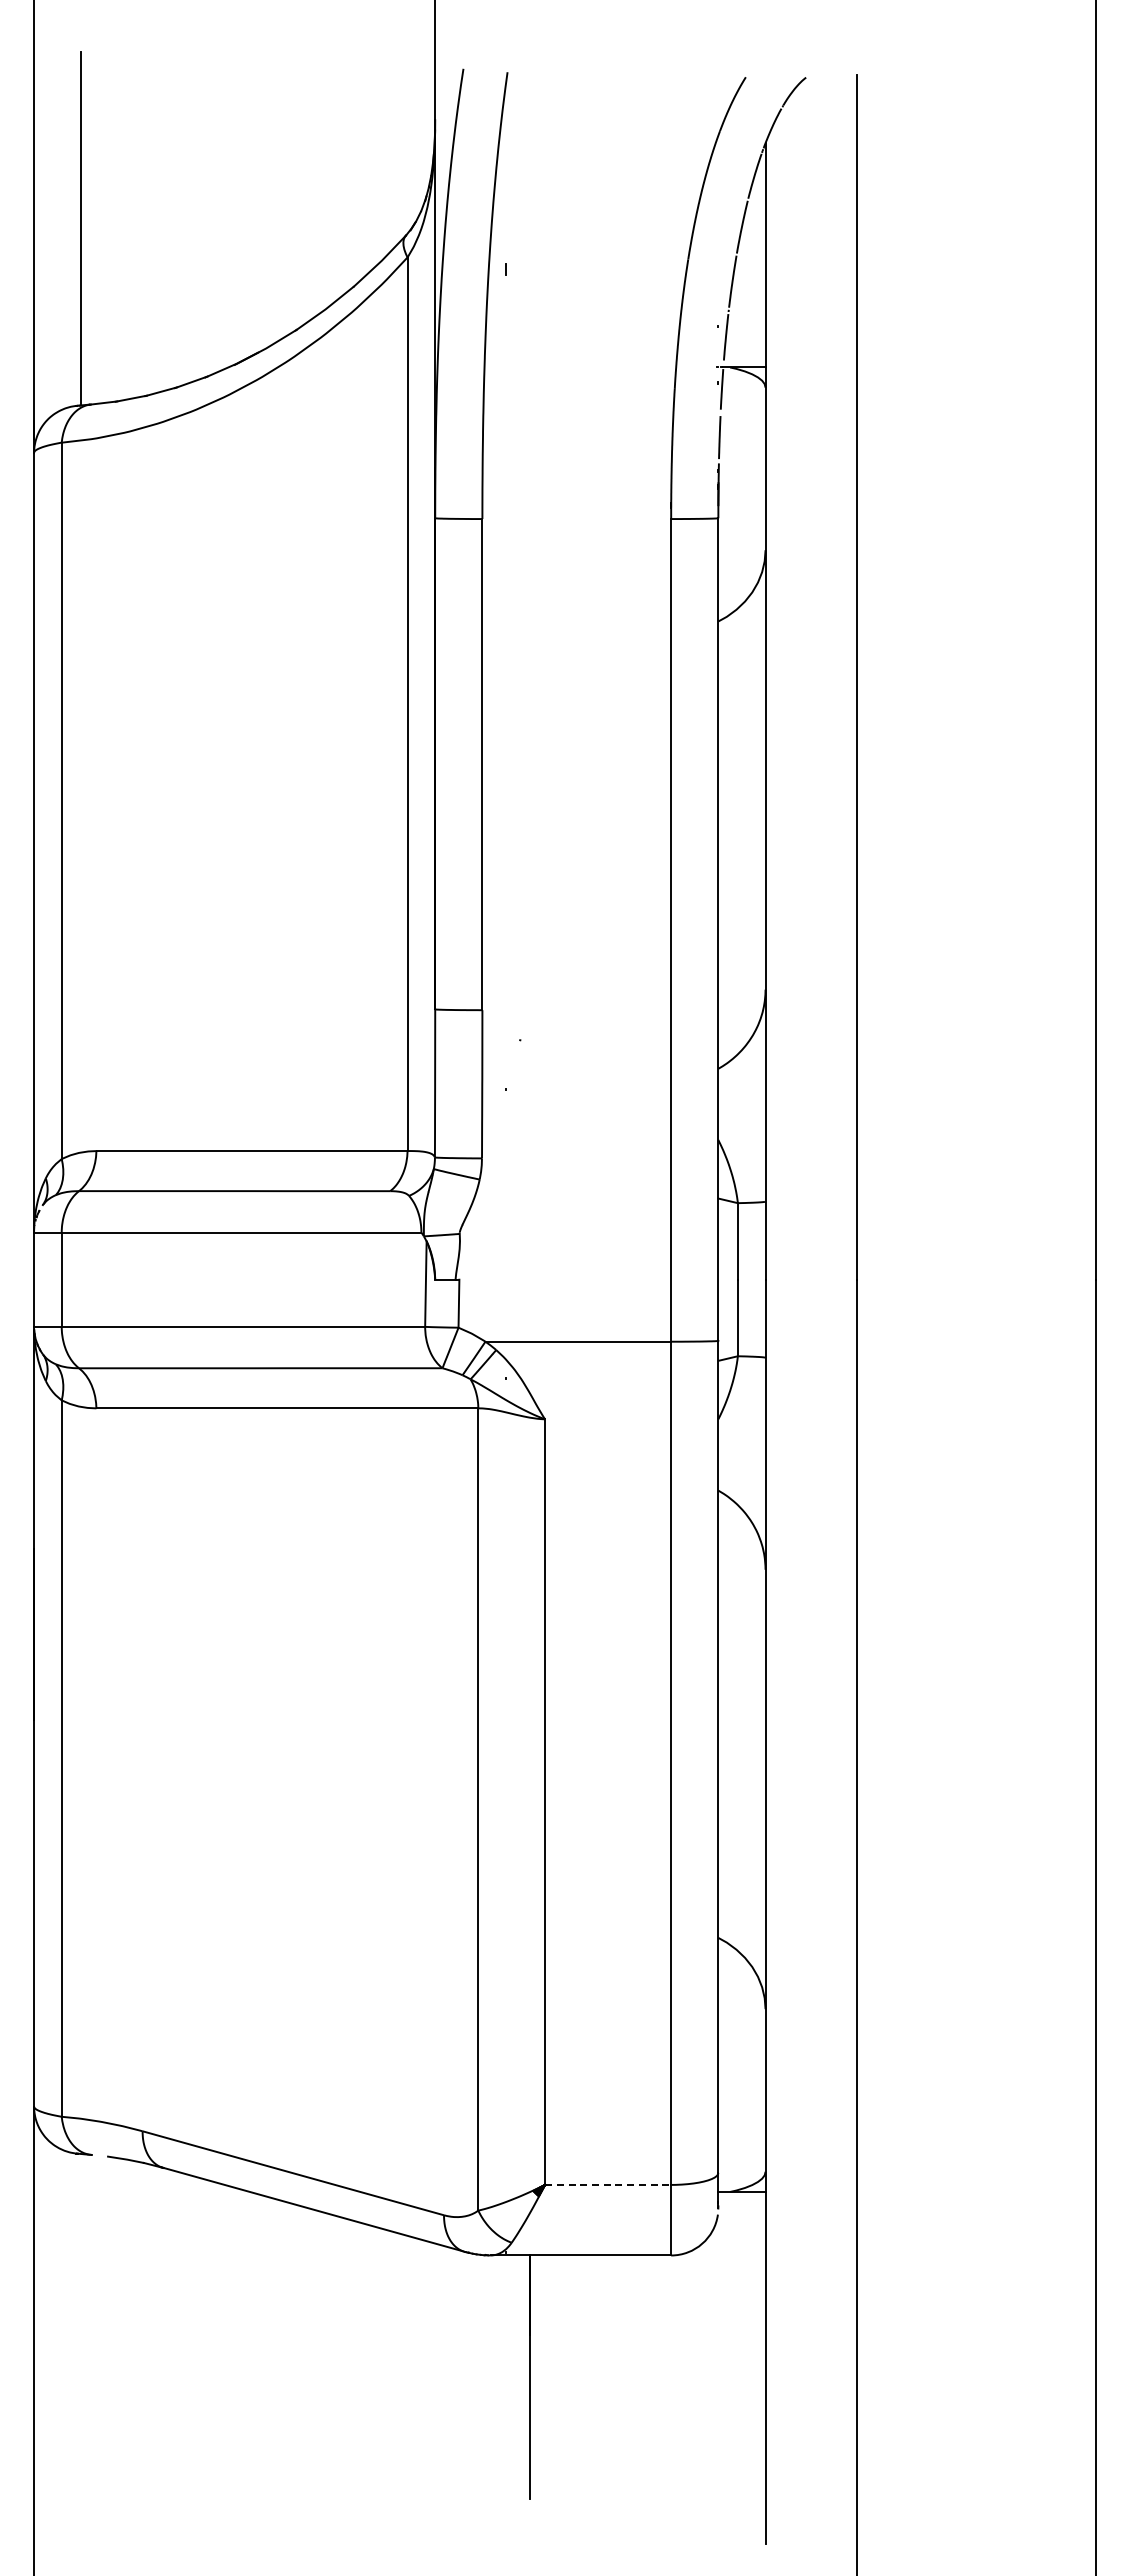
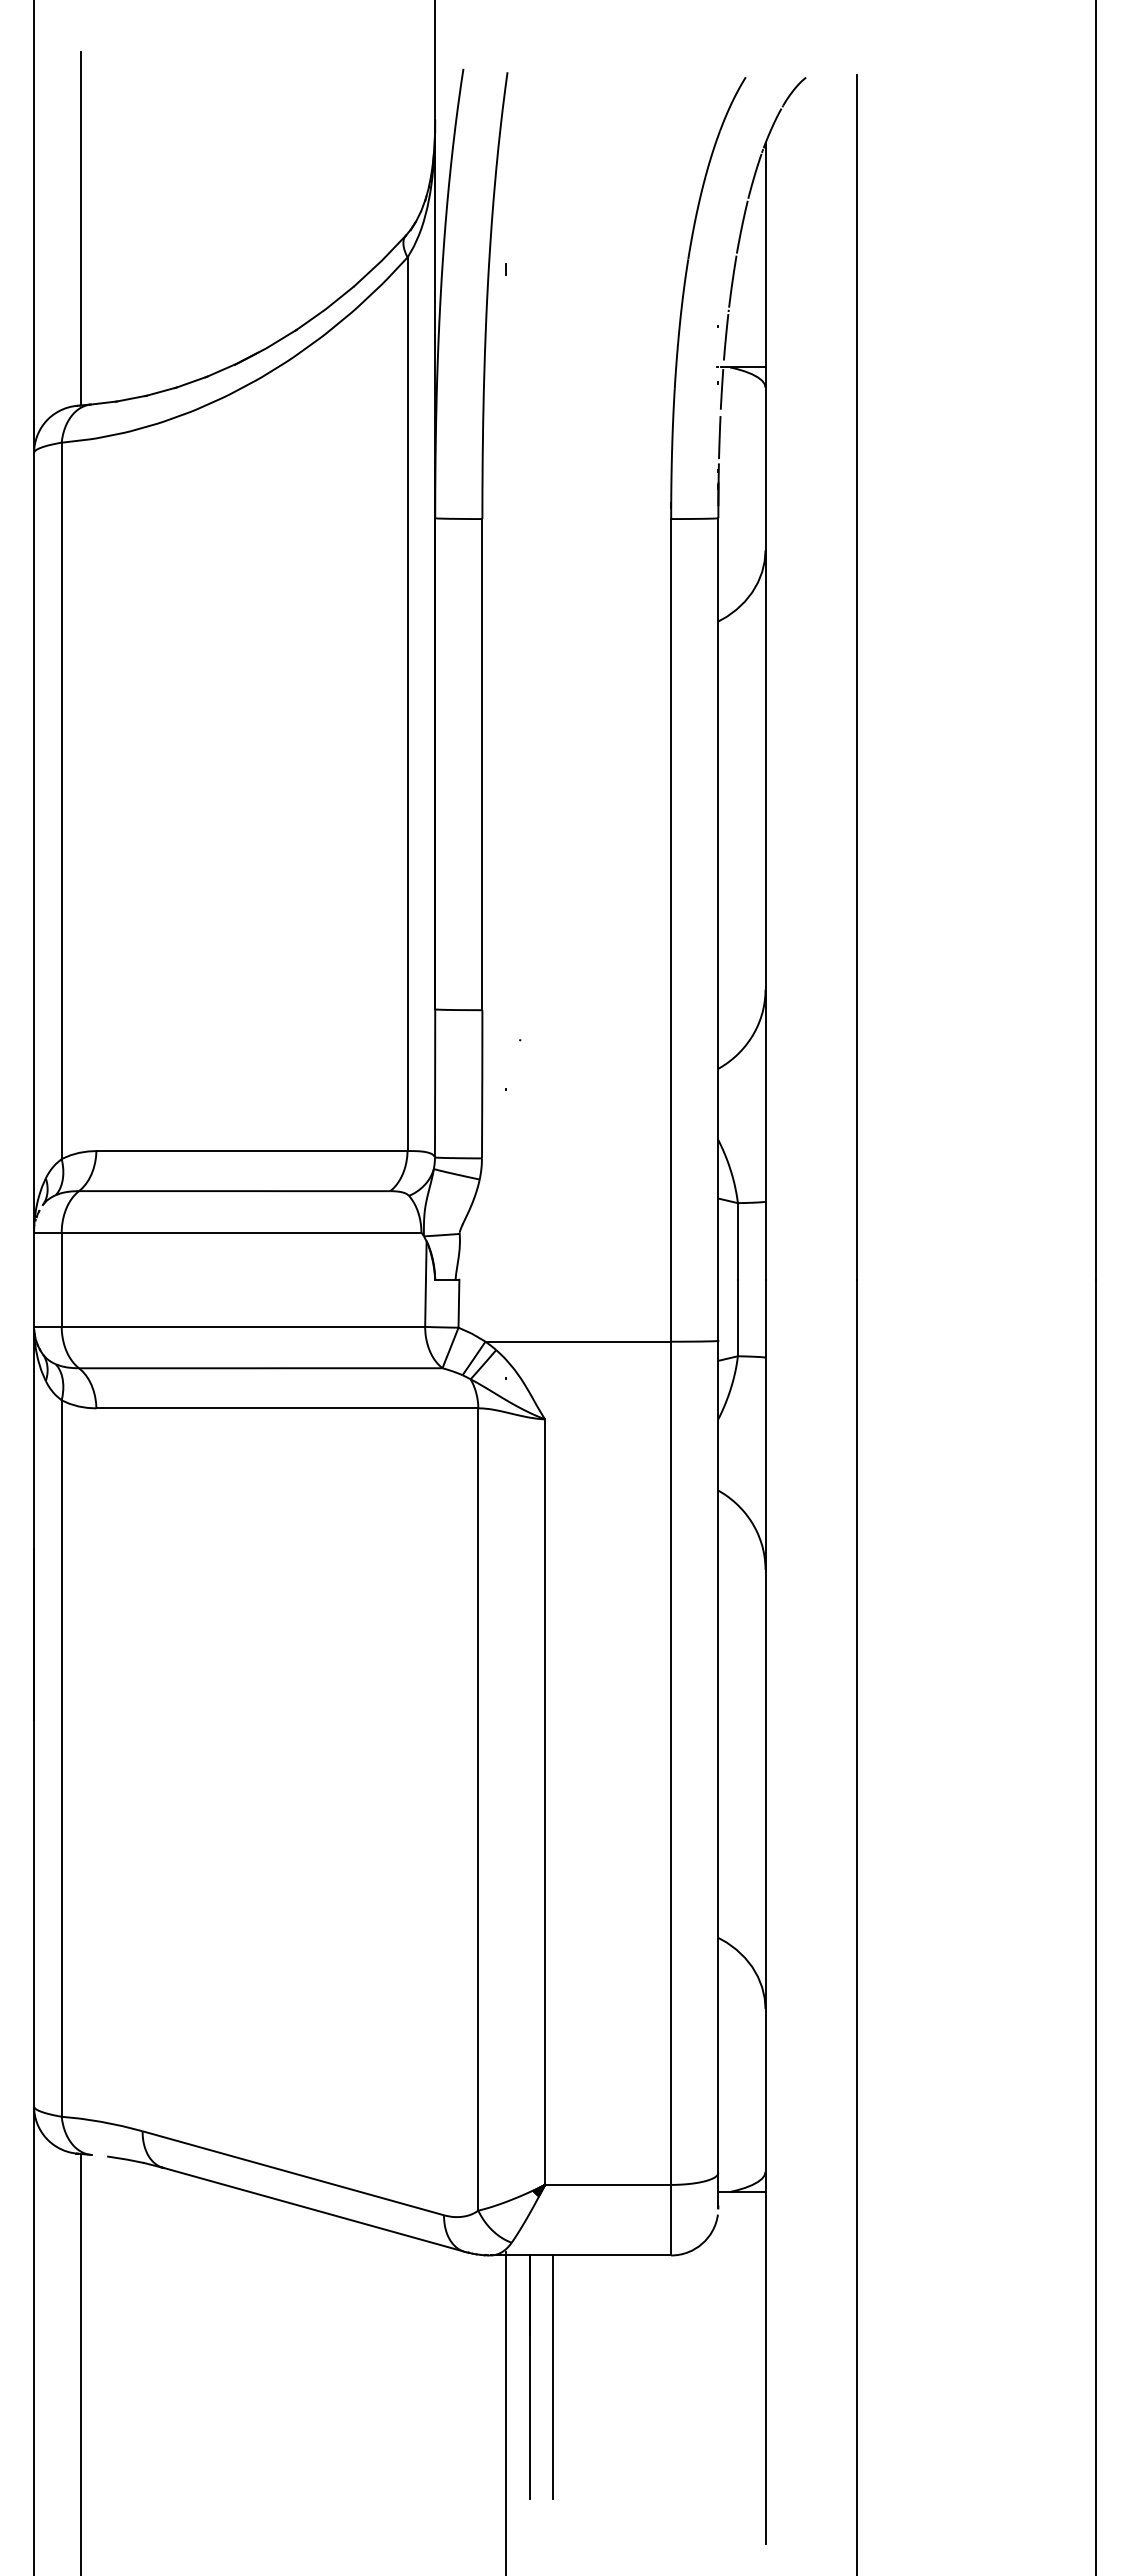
line: dashed -> solid (608, 2184)
line: none -> present (81, 2363)
line: none -> present (553, 2376)
line: none -> present (506, 2413)
